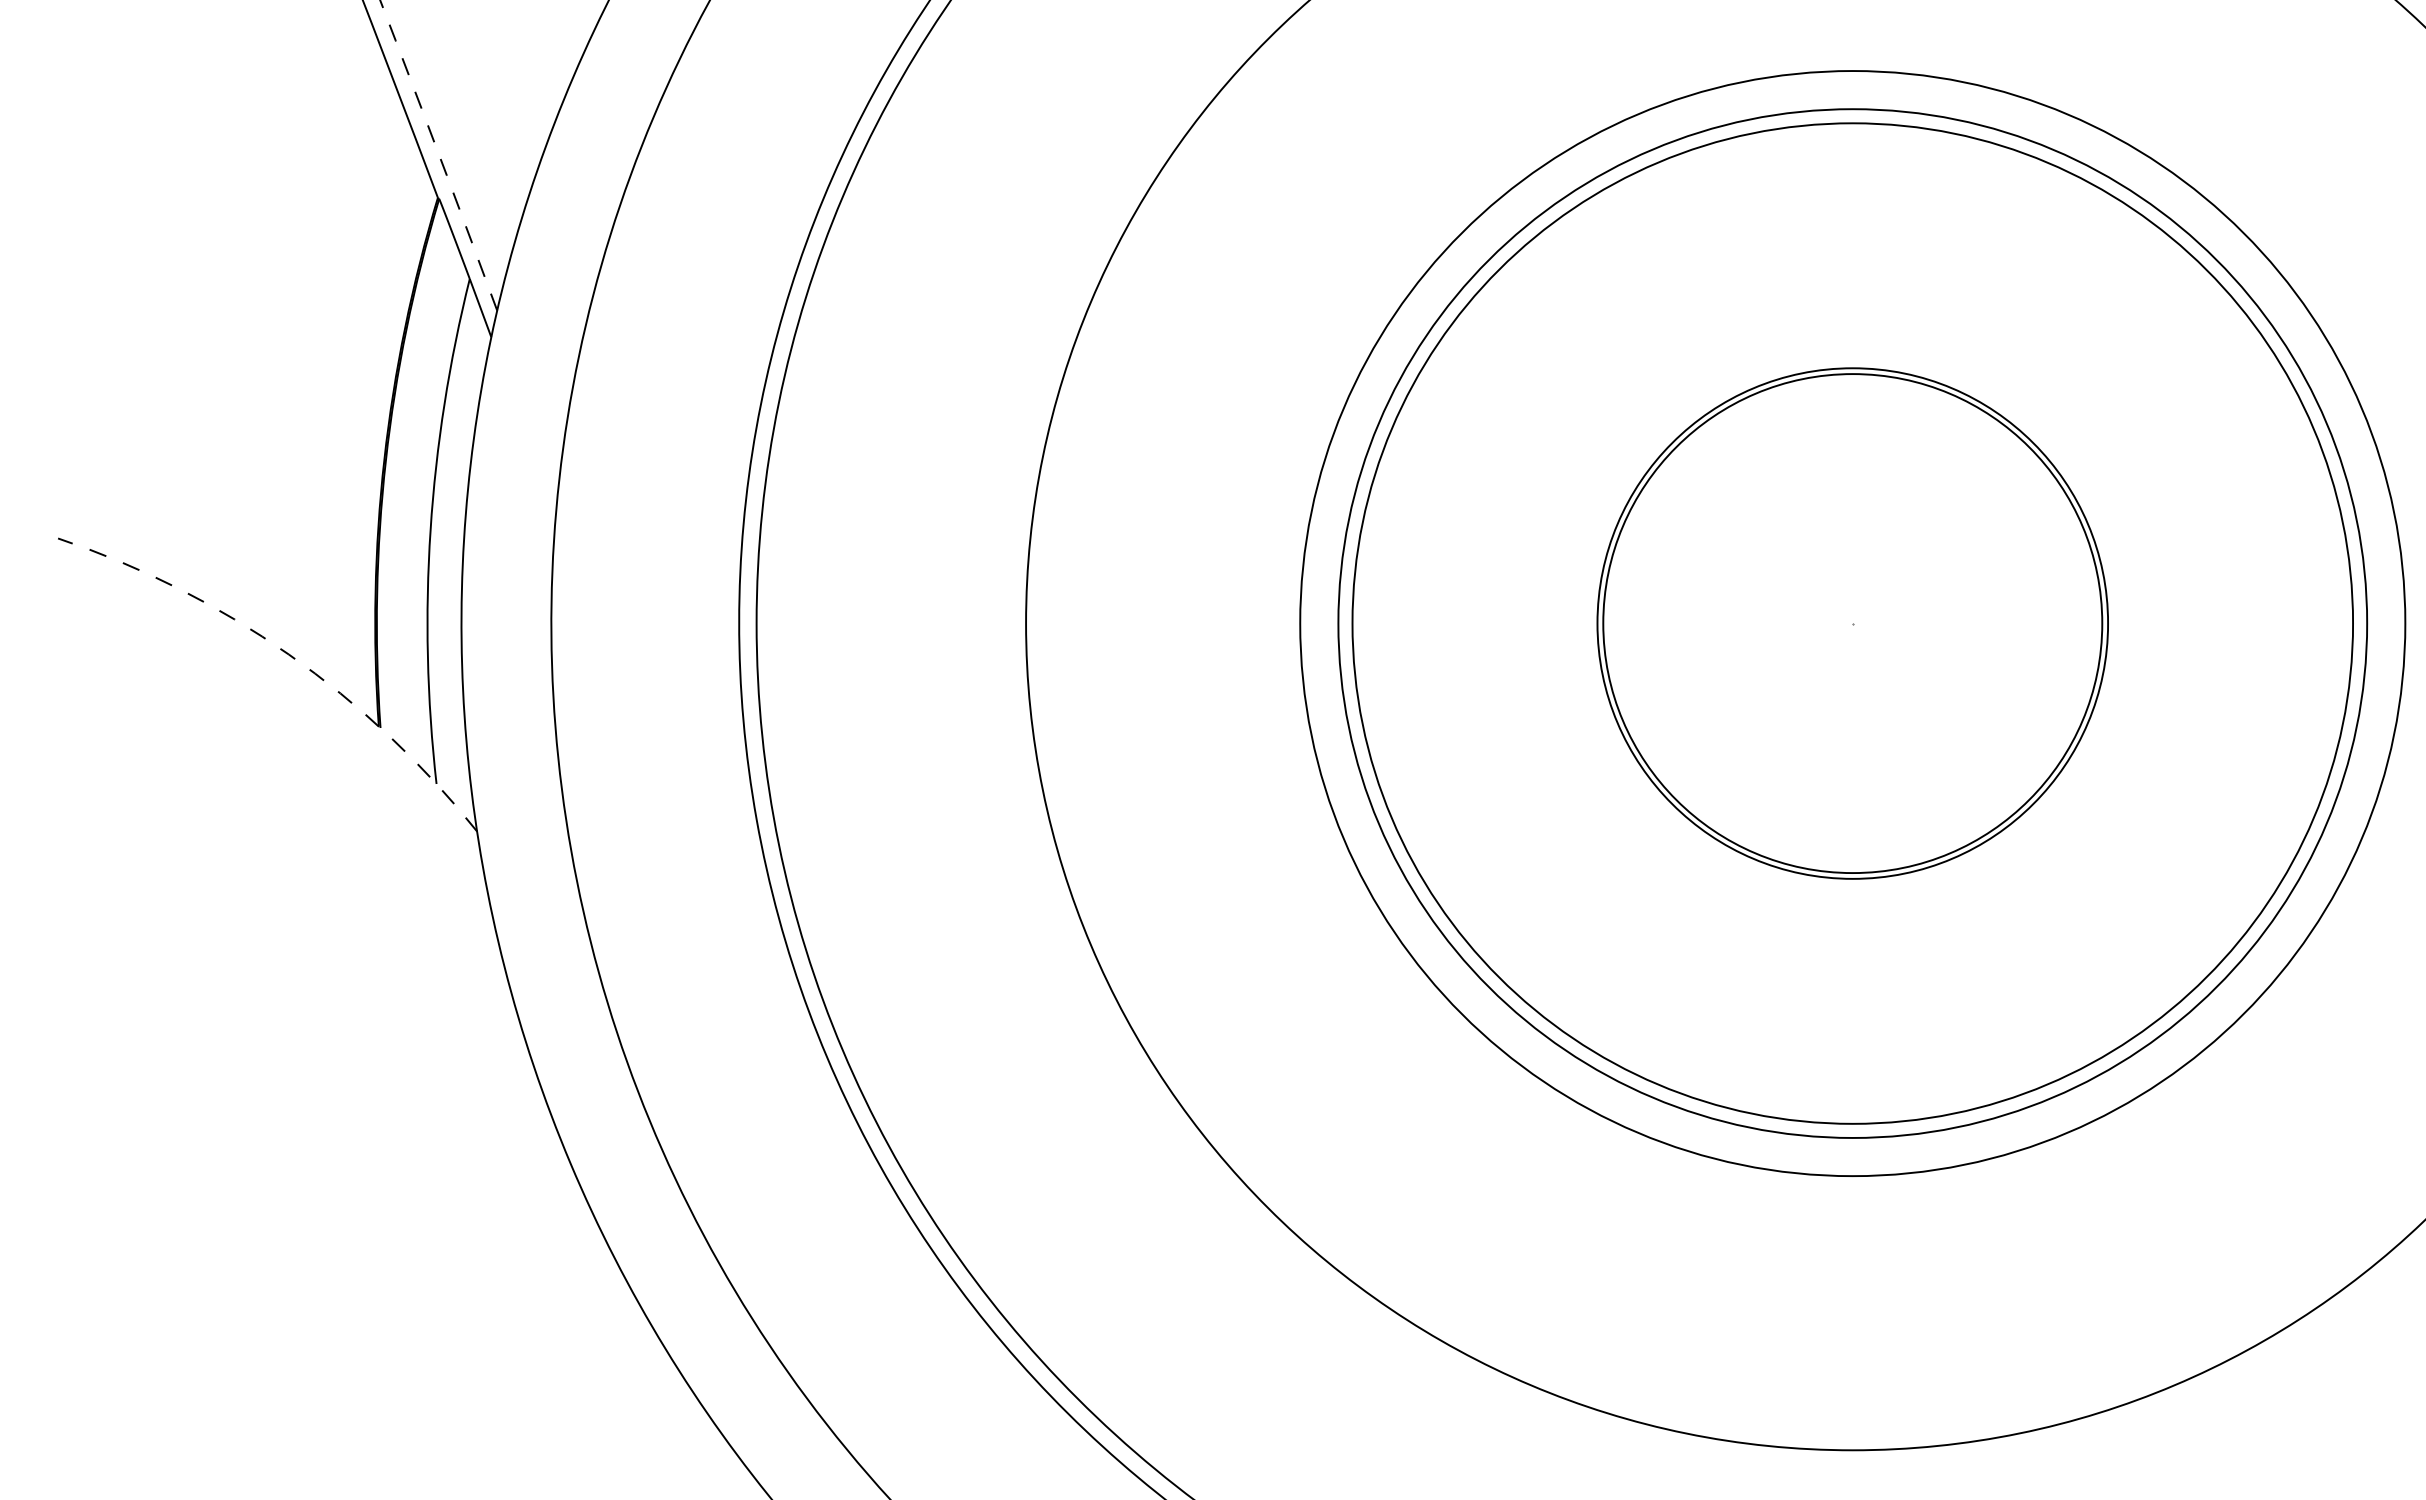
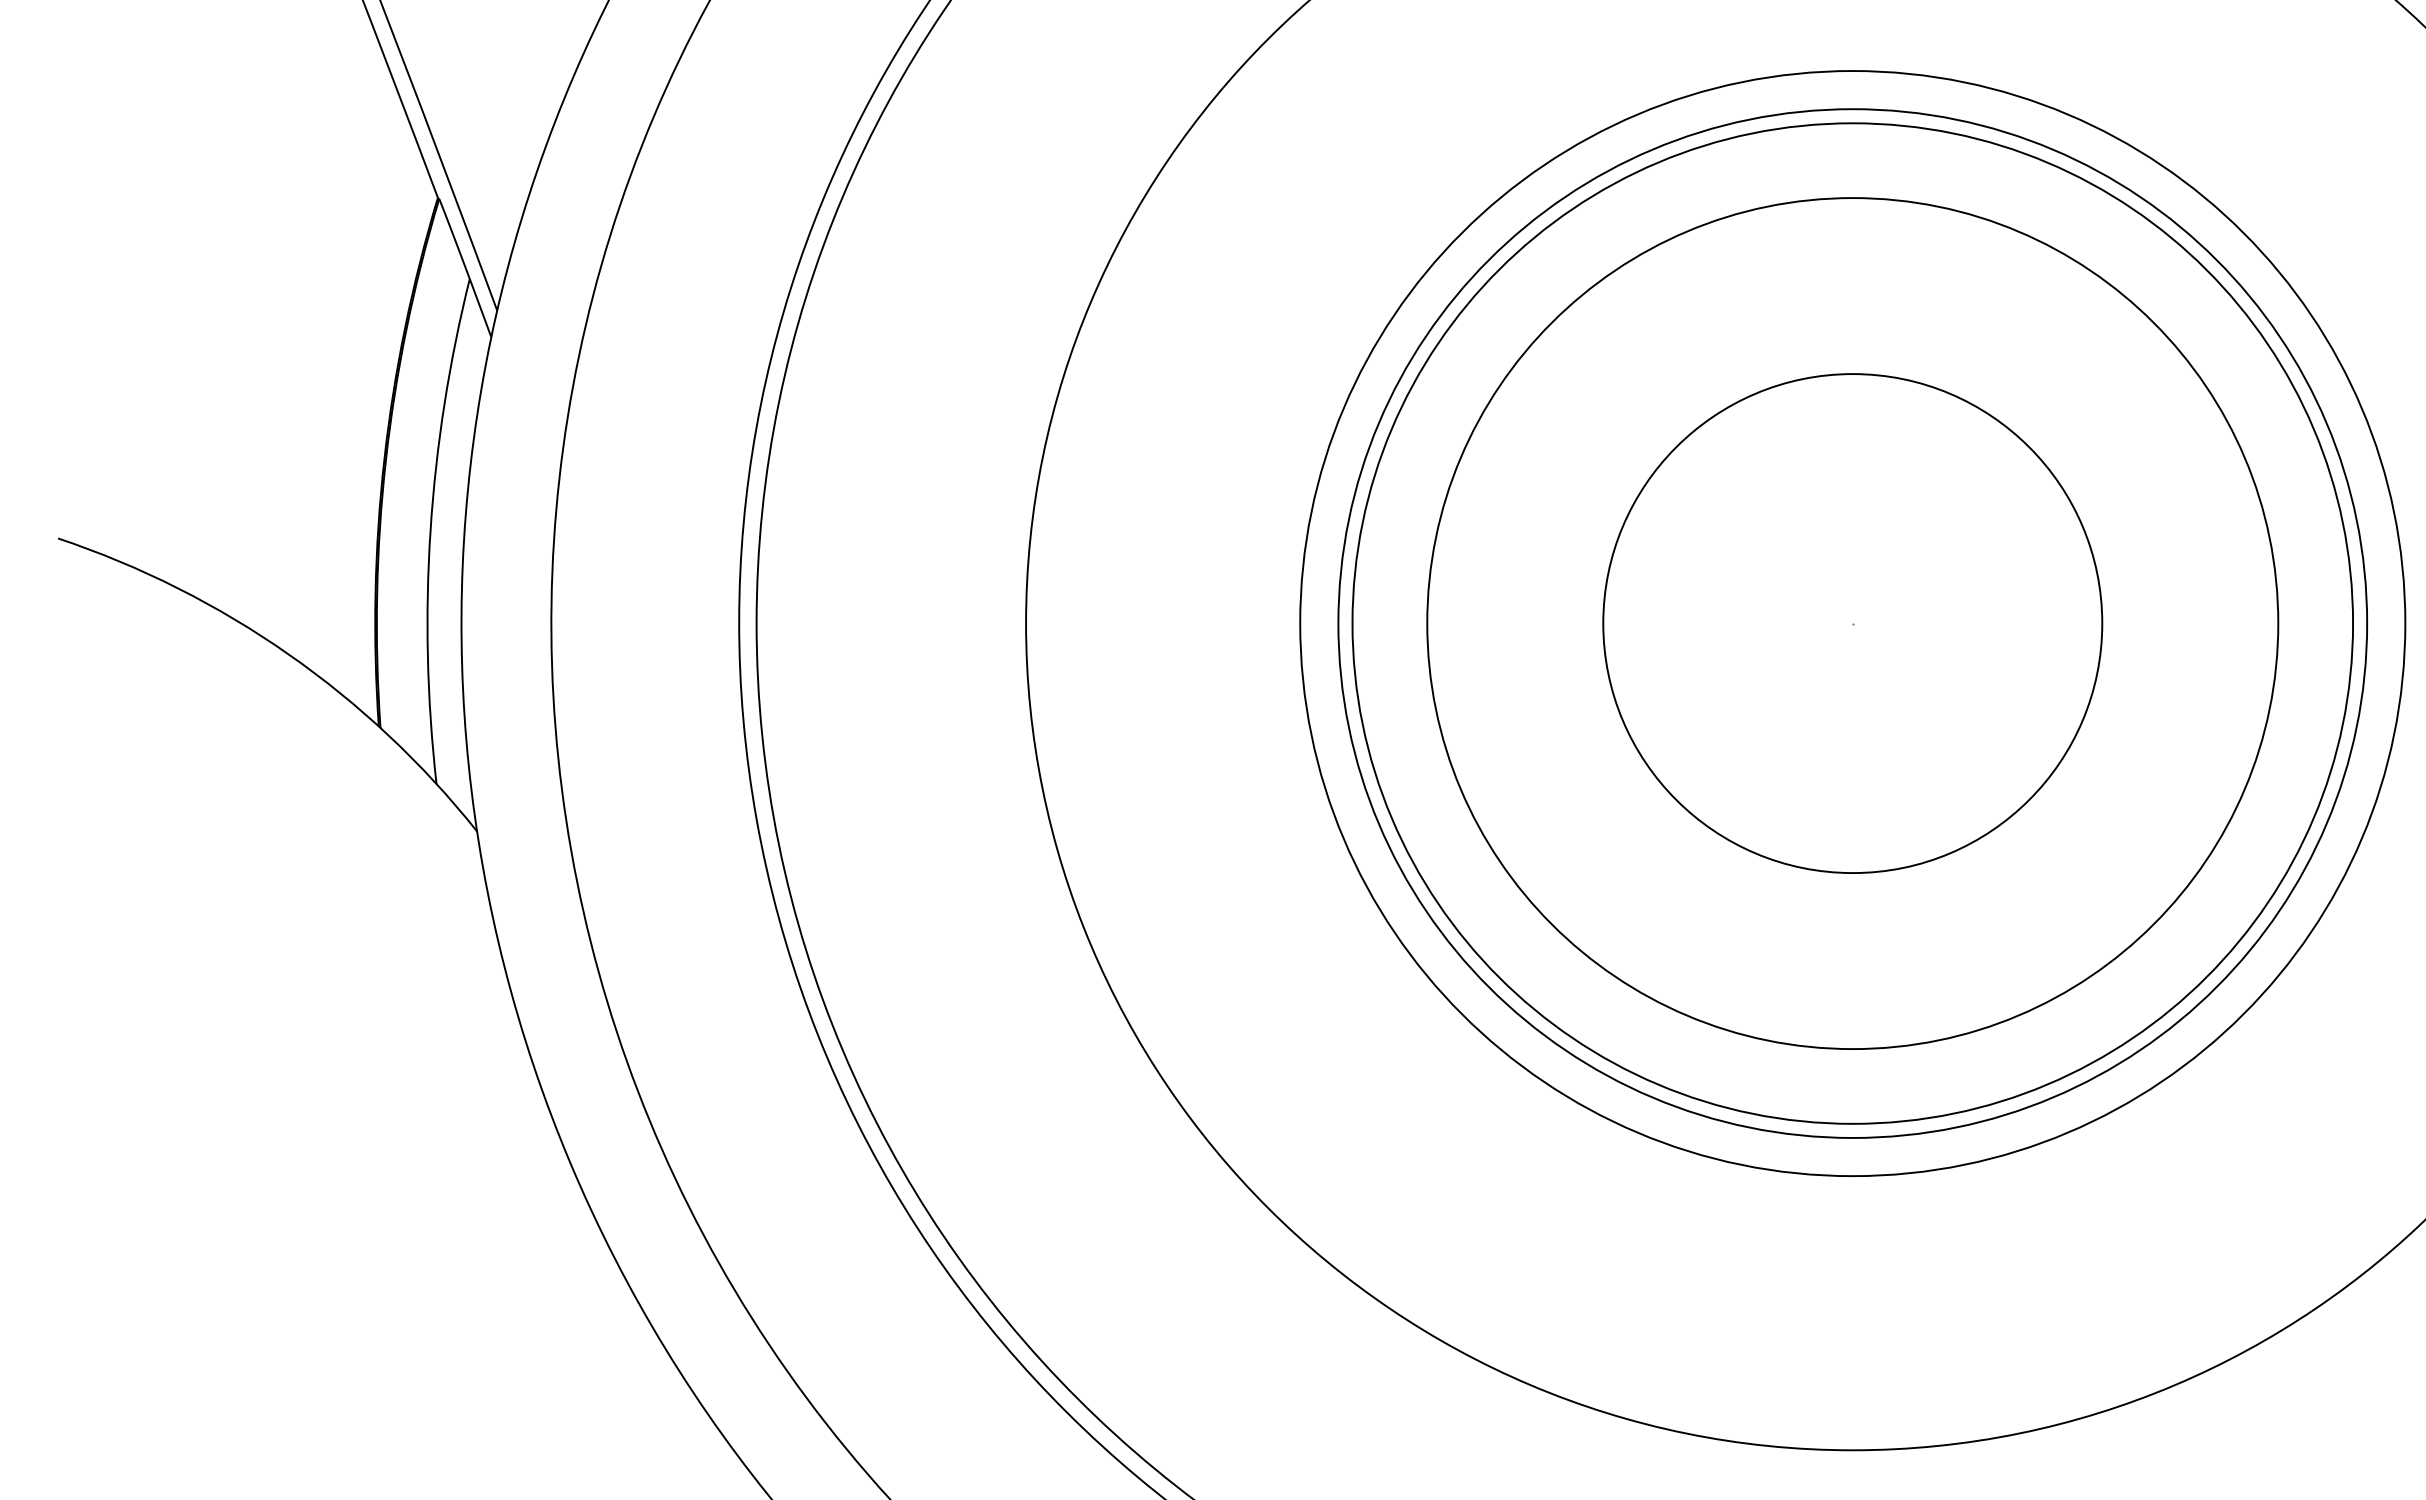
arc: dashed -> solid (439, 155)
circle diameter: 511 px -> 851 px (1852, 623)
arc: dashed -> solid (288, 654)
